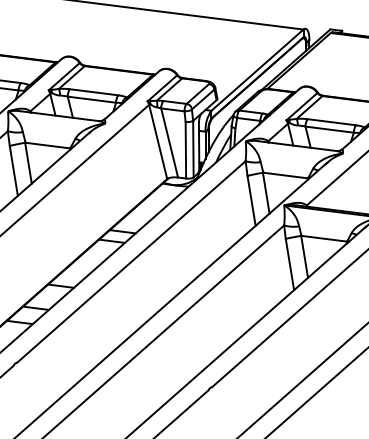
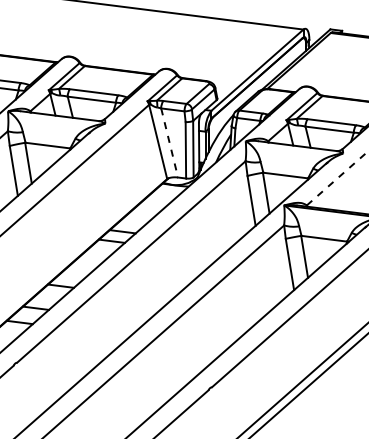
line: solid -> dashed (169, 142)
line: solid -> dashed (338, 177)
line position: (316, 392) -> (308, 385) (308, 385)
